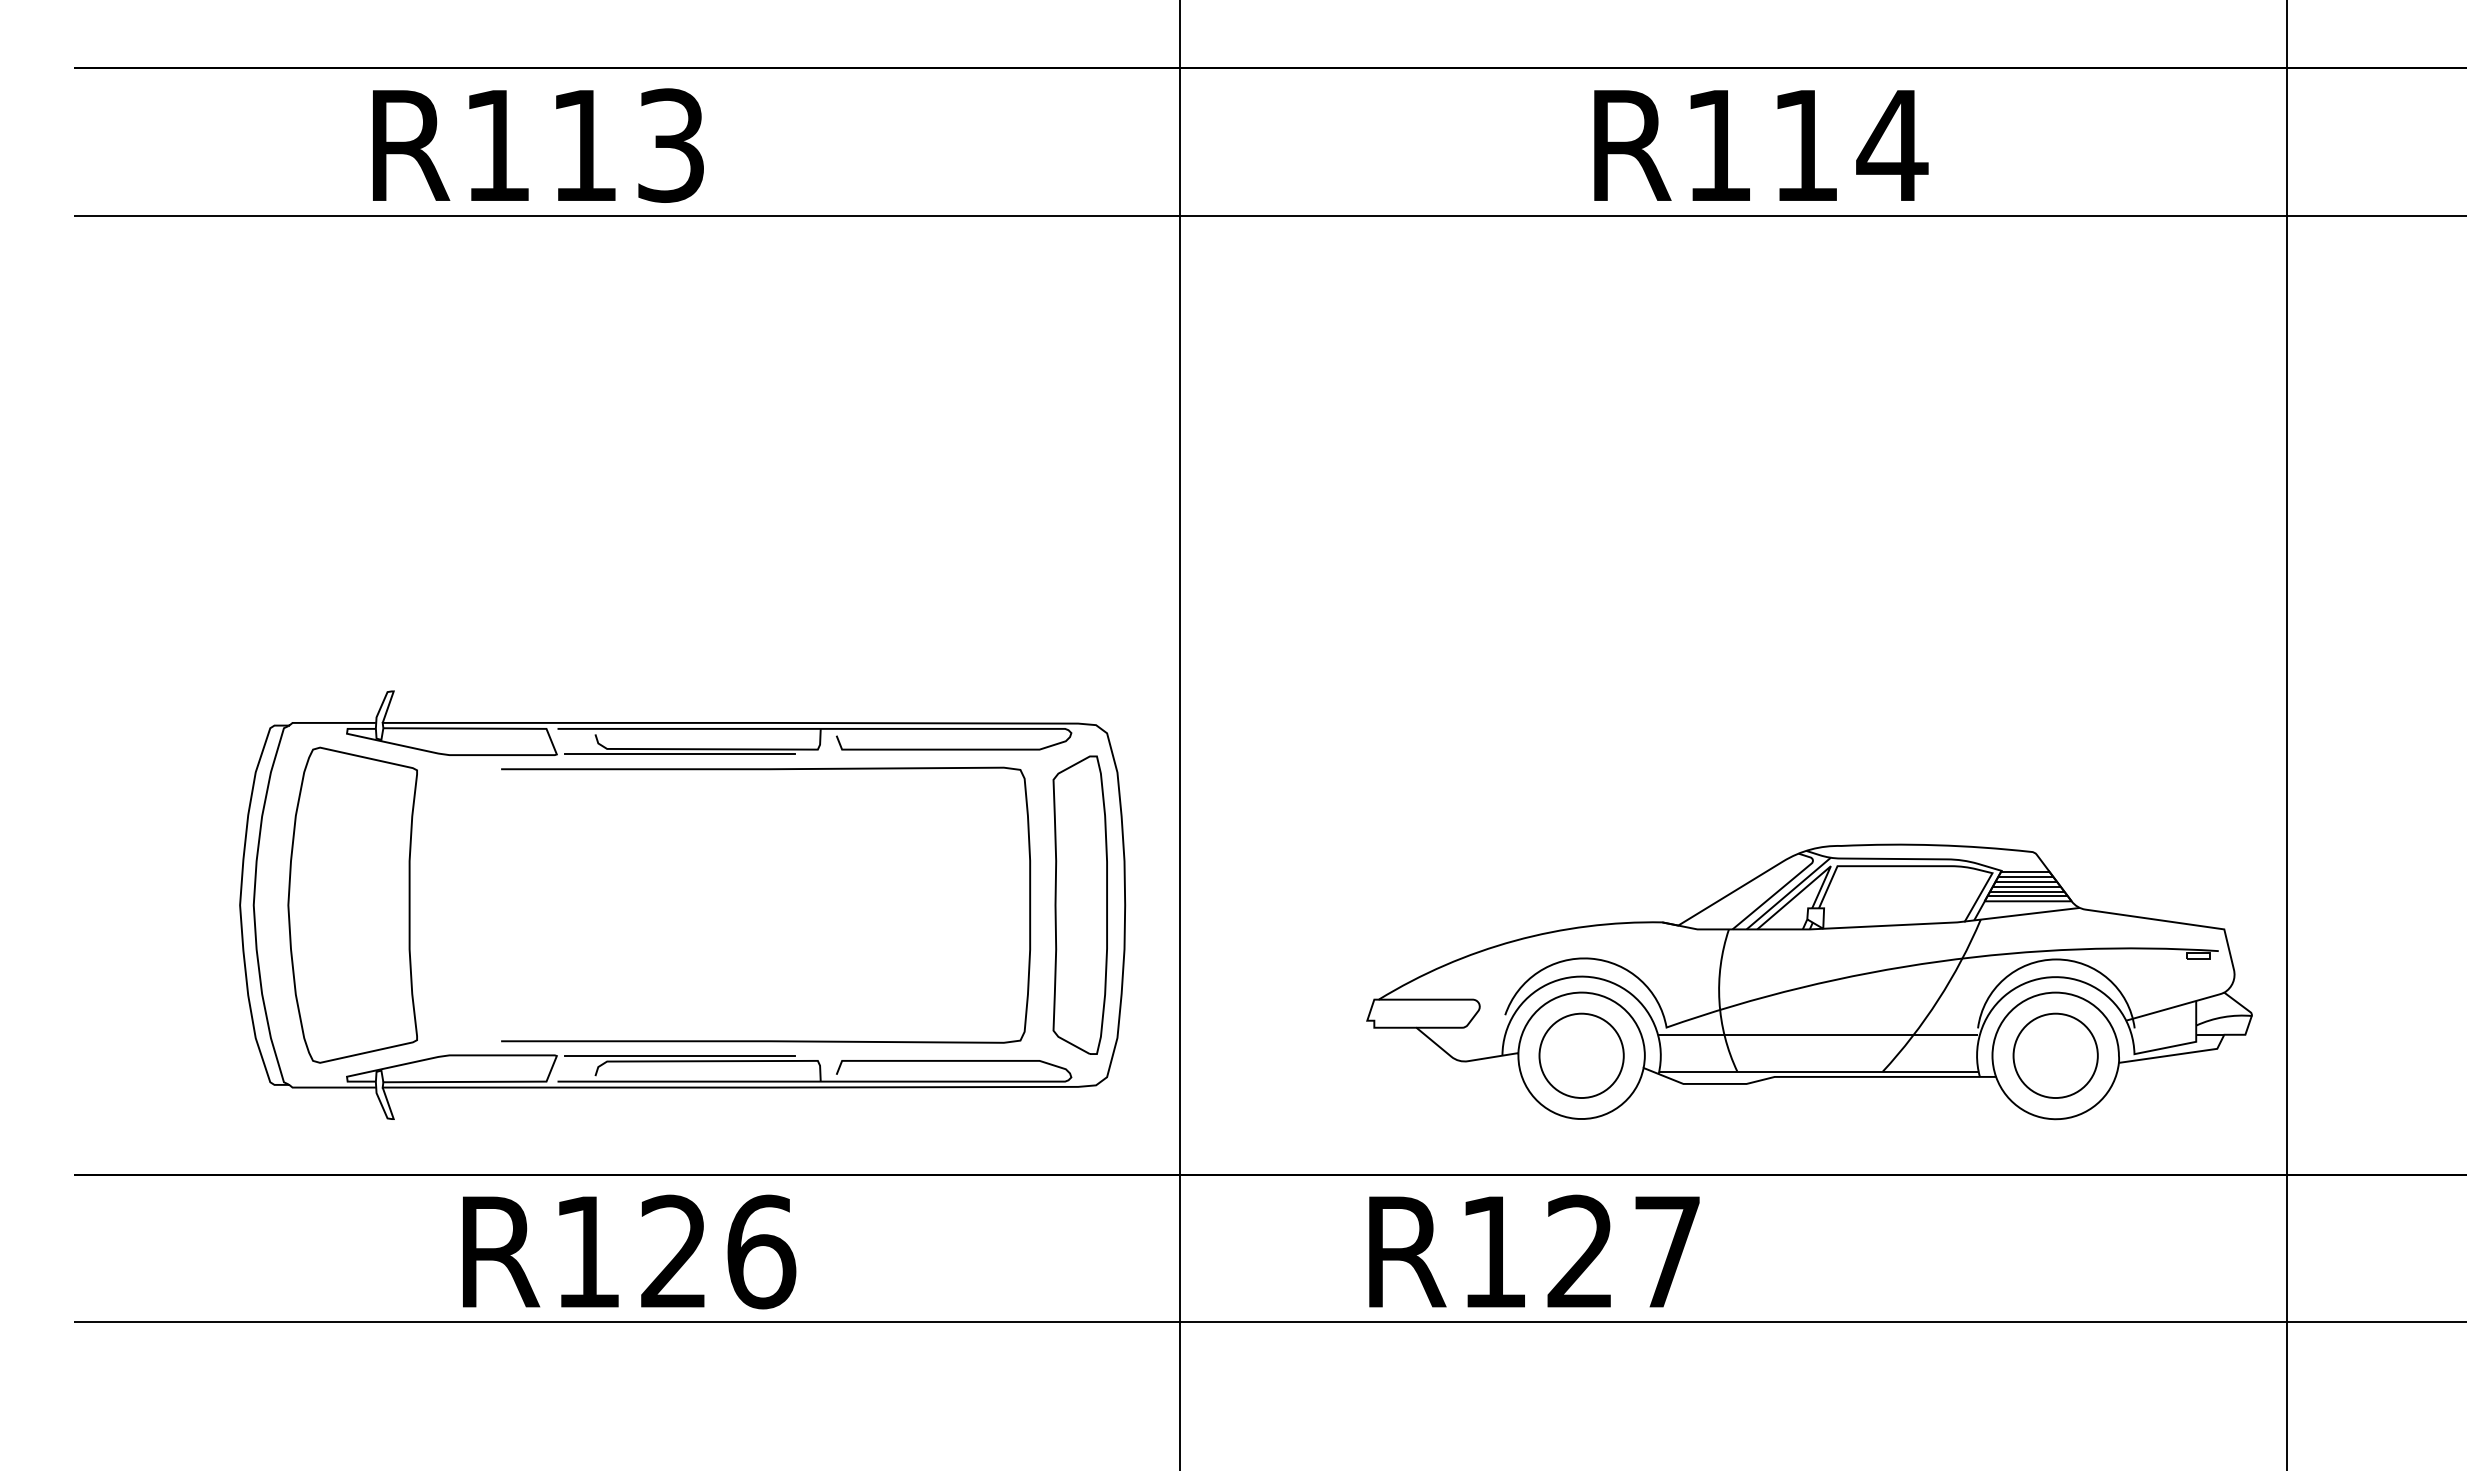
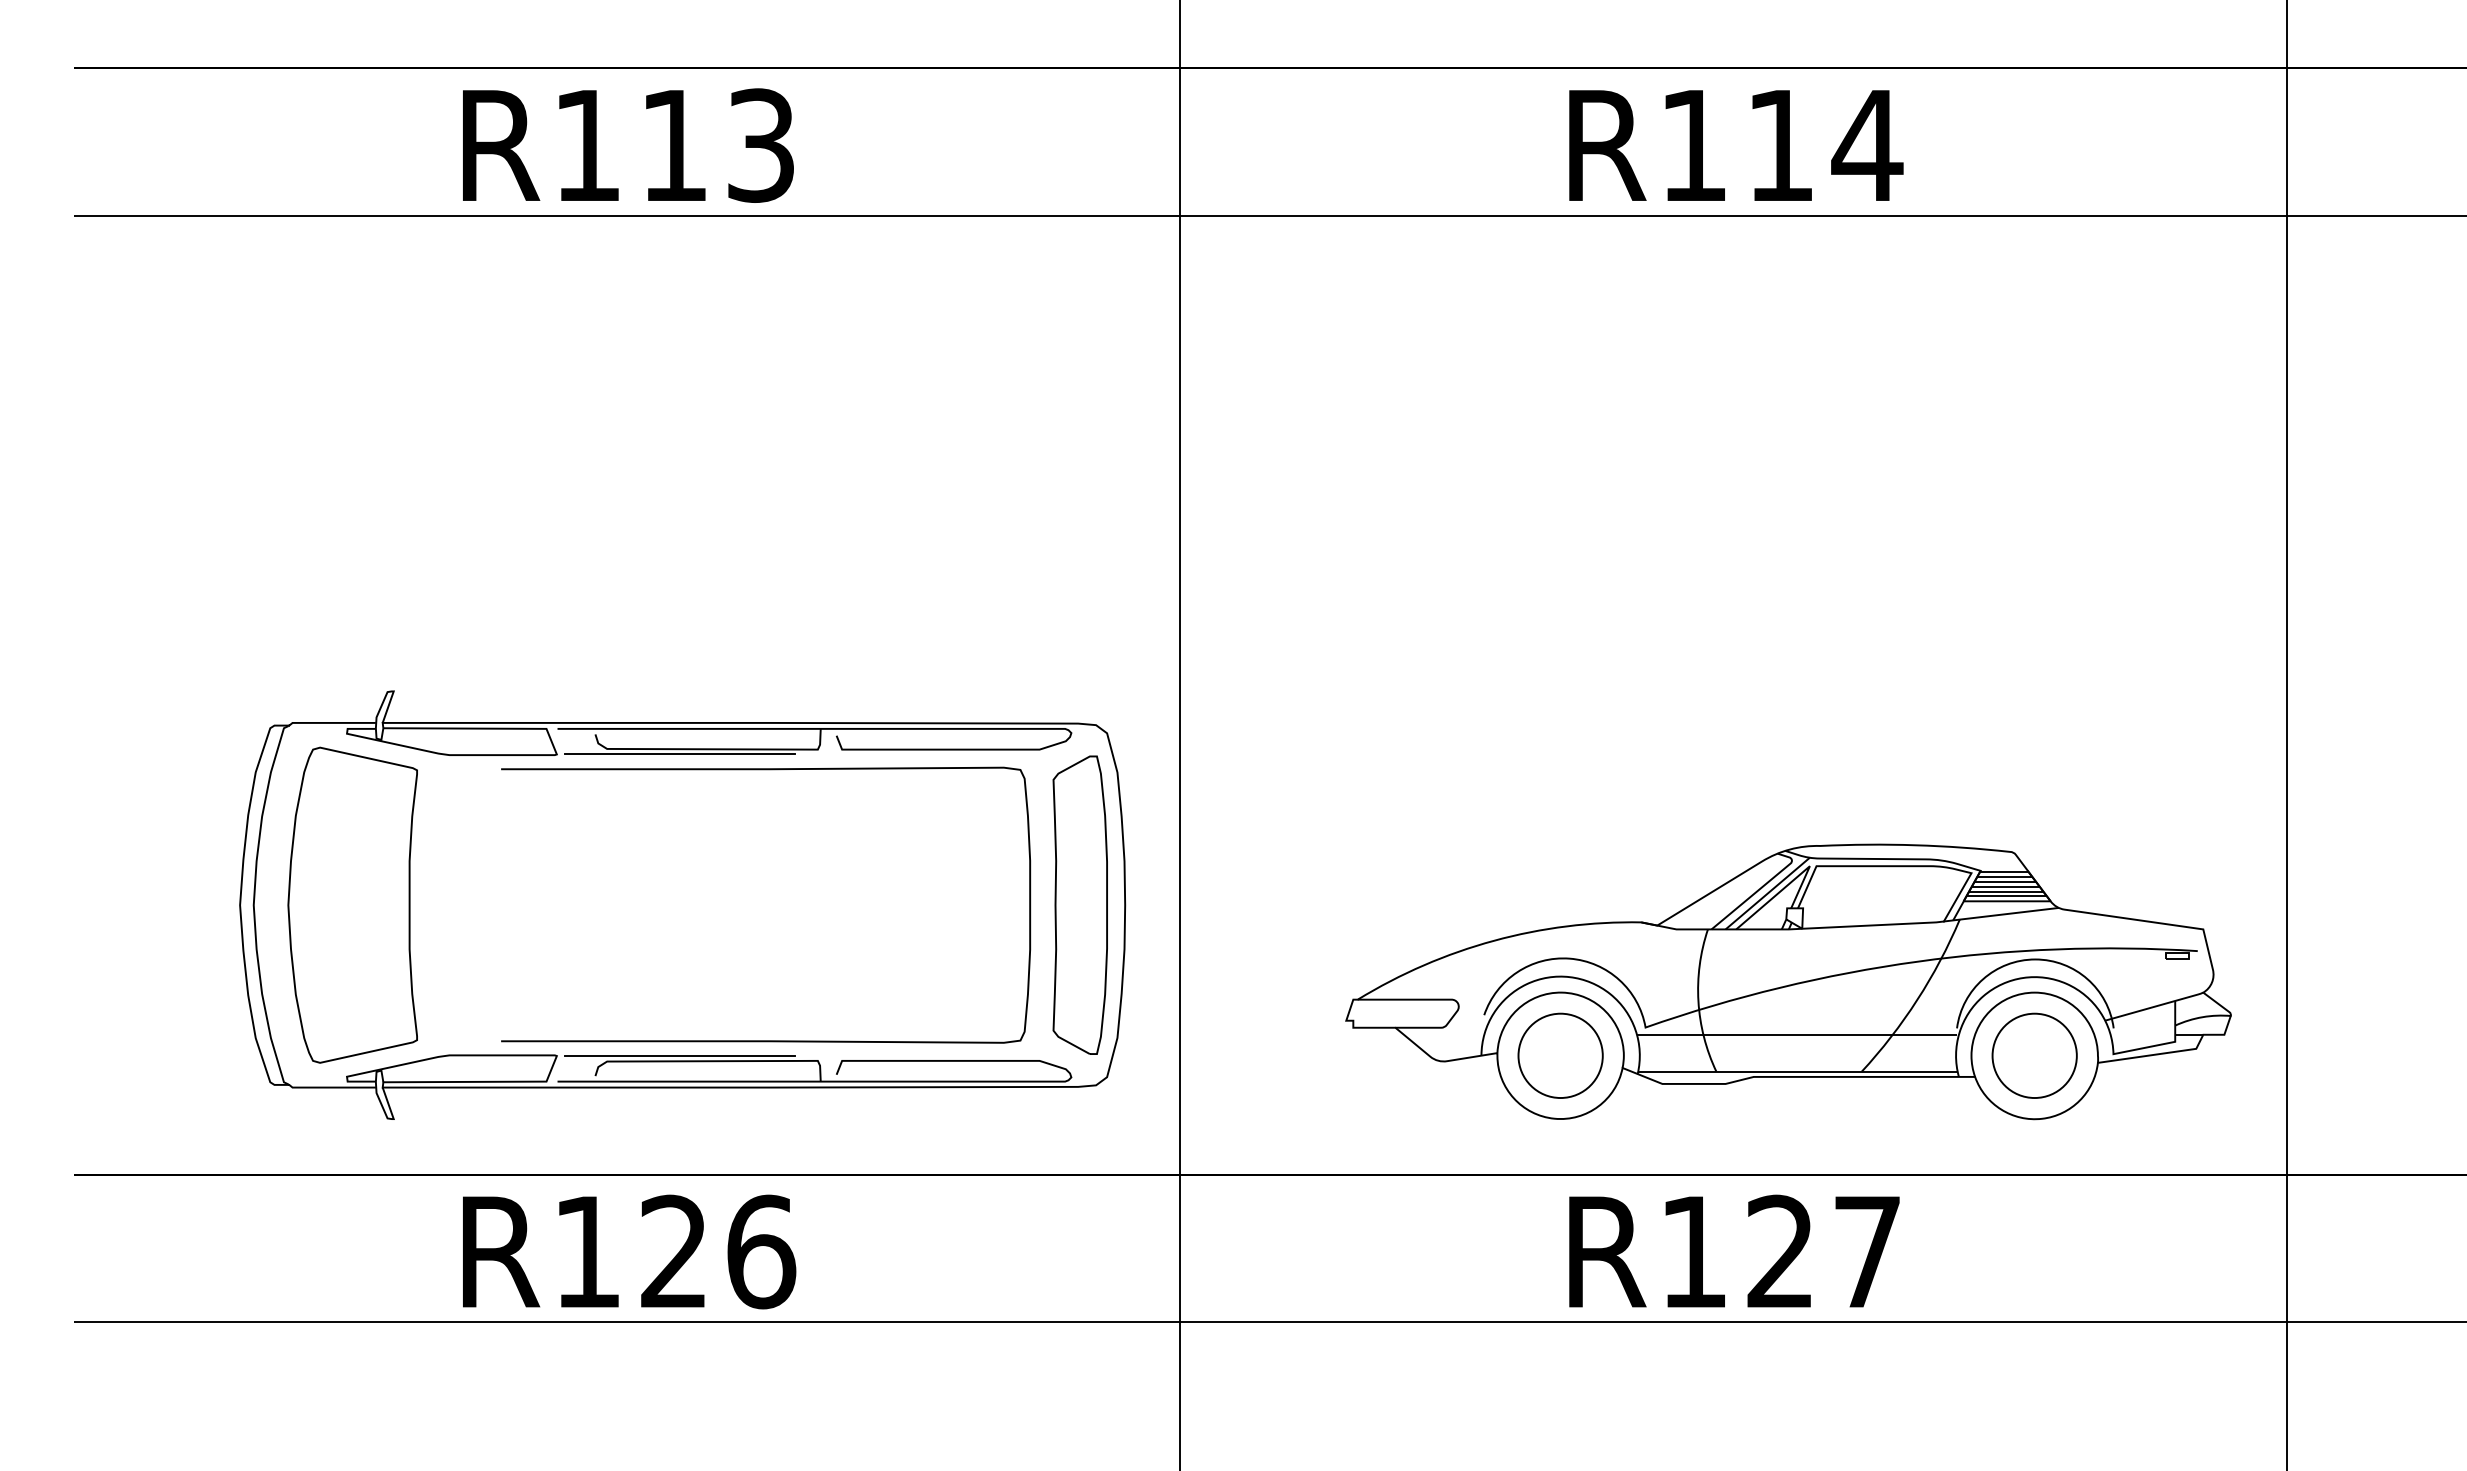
text position: (538, 145) -> (628, 145) (628, 145)
text position: (1761, 145) -> (1736, 145) (1736, 145)
part position: (1809, 981) -> (1788, 981) (1788, 981)
text position: (1534, 1250) -> (1734, 1250) (1734, 1250)
